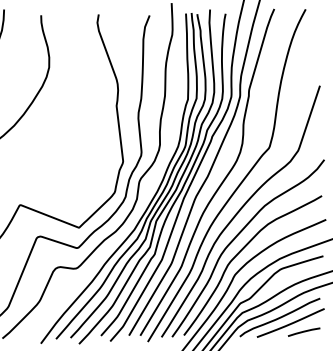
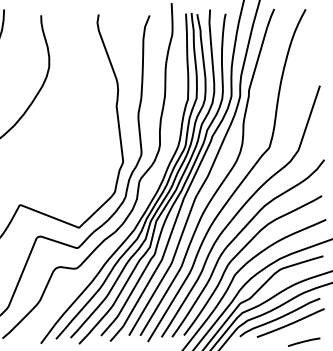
line position: (303, 331) -> (303, 341) (303, 341)
